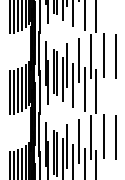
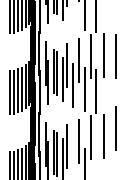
line: present -> none (73, 14)
line position: (115, 137) -> (115, 128) (115, 128)
line: present -> none (73, 159)
line: present -> none (96, 163)
